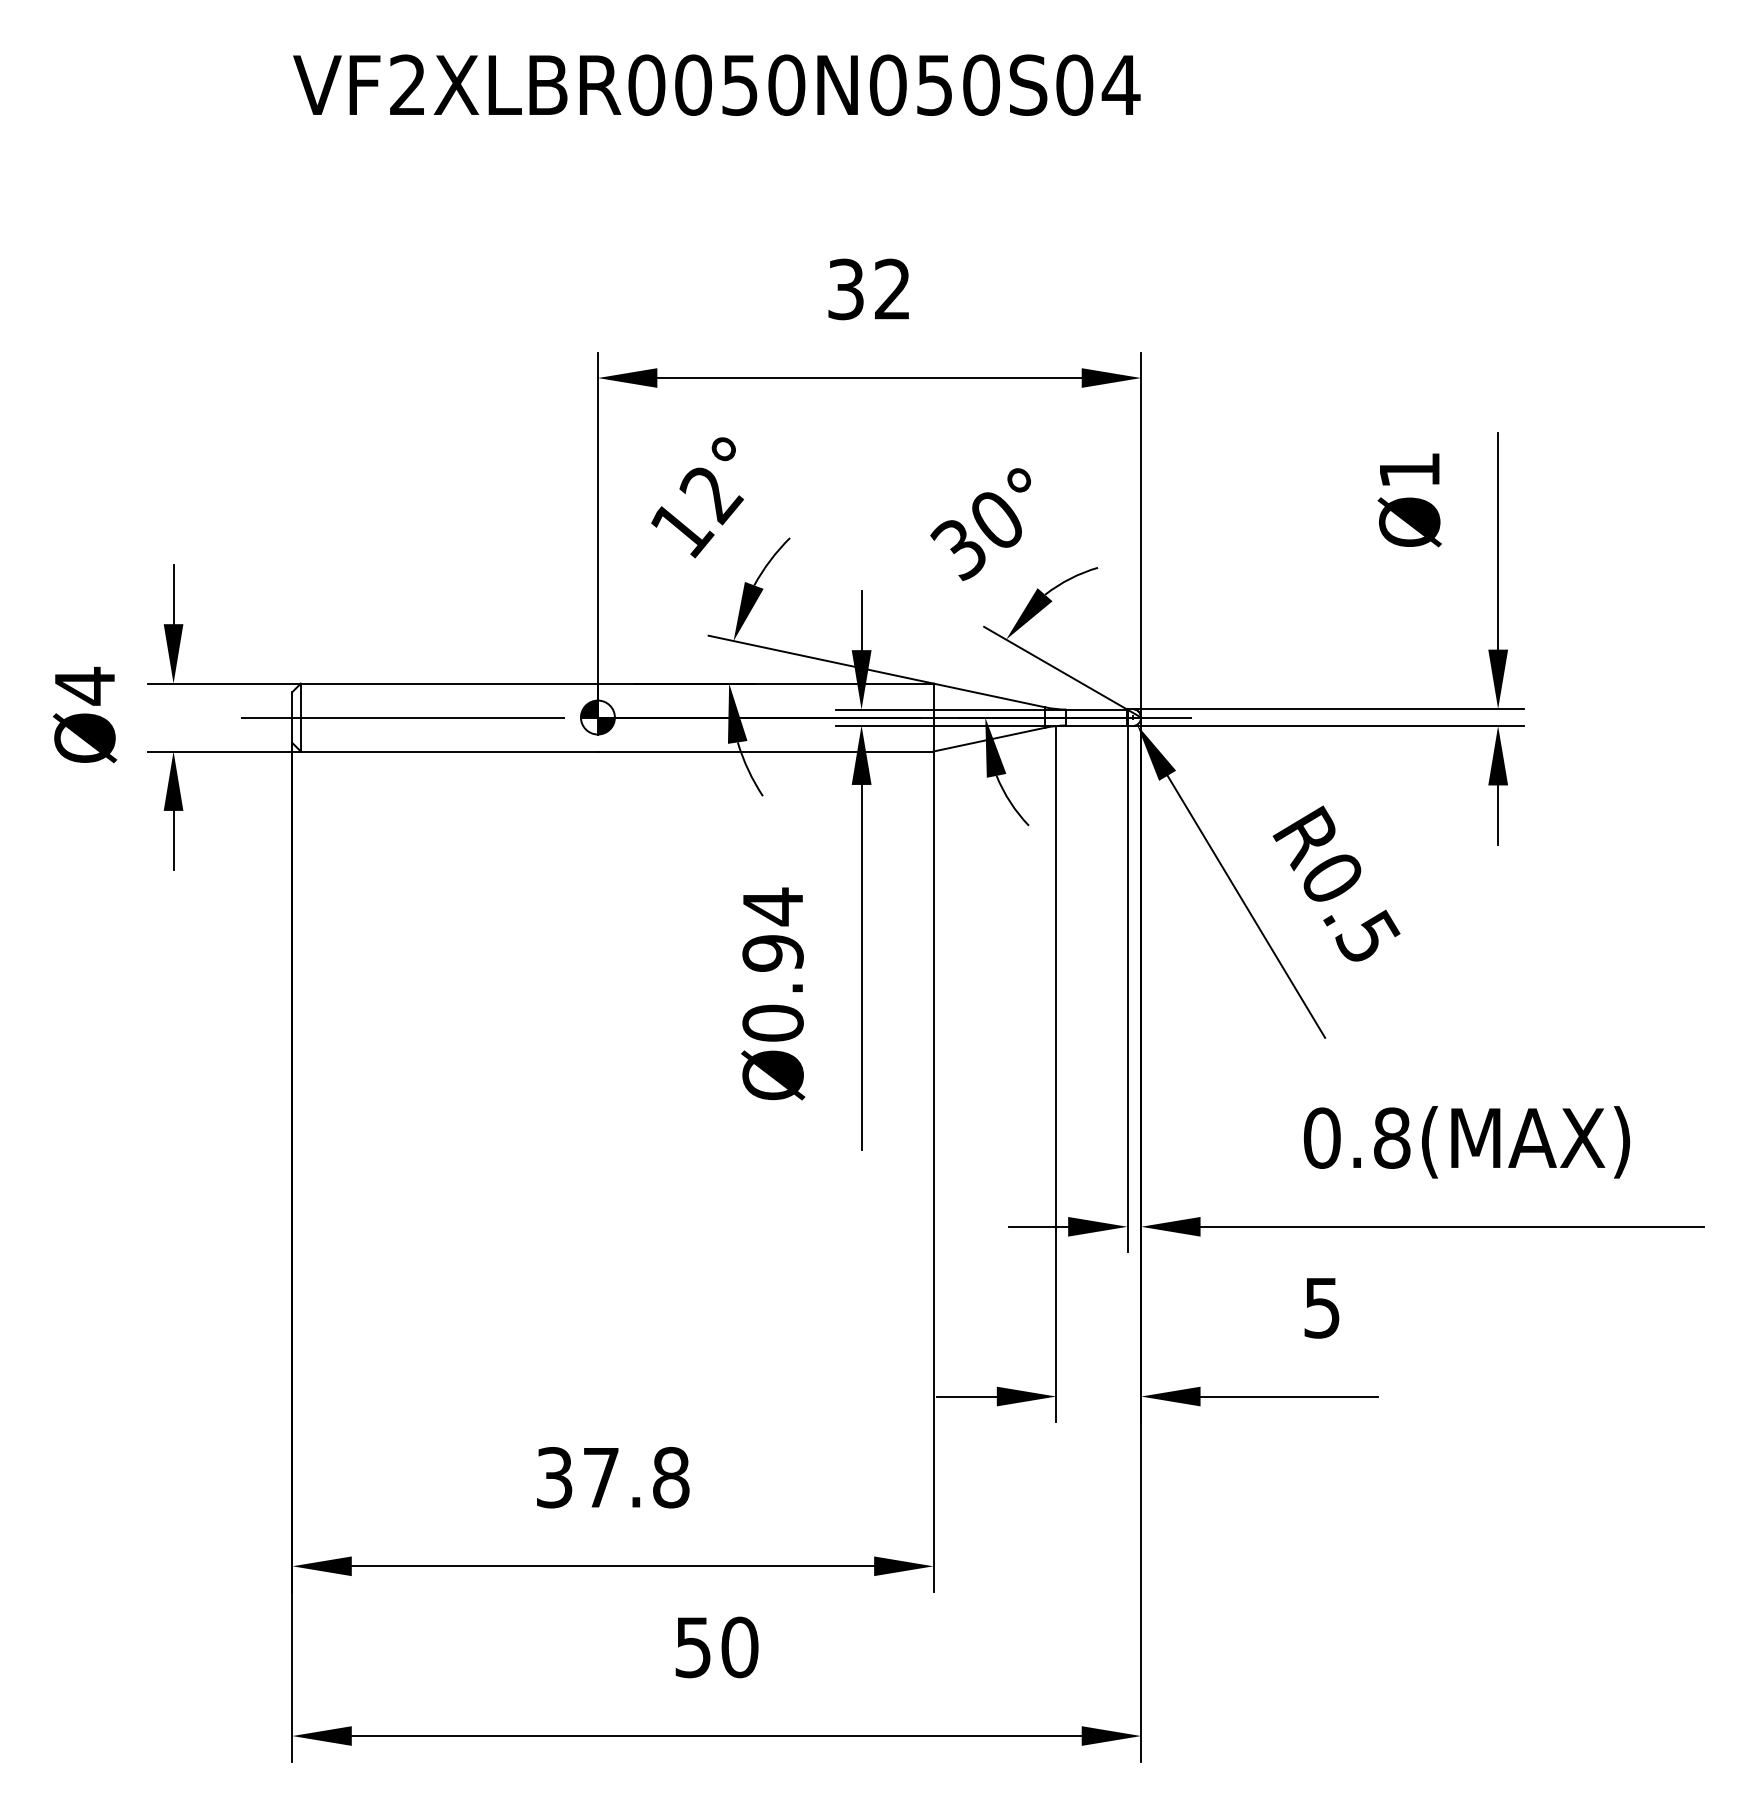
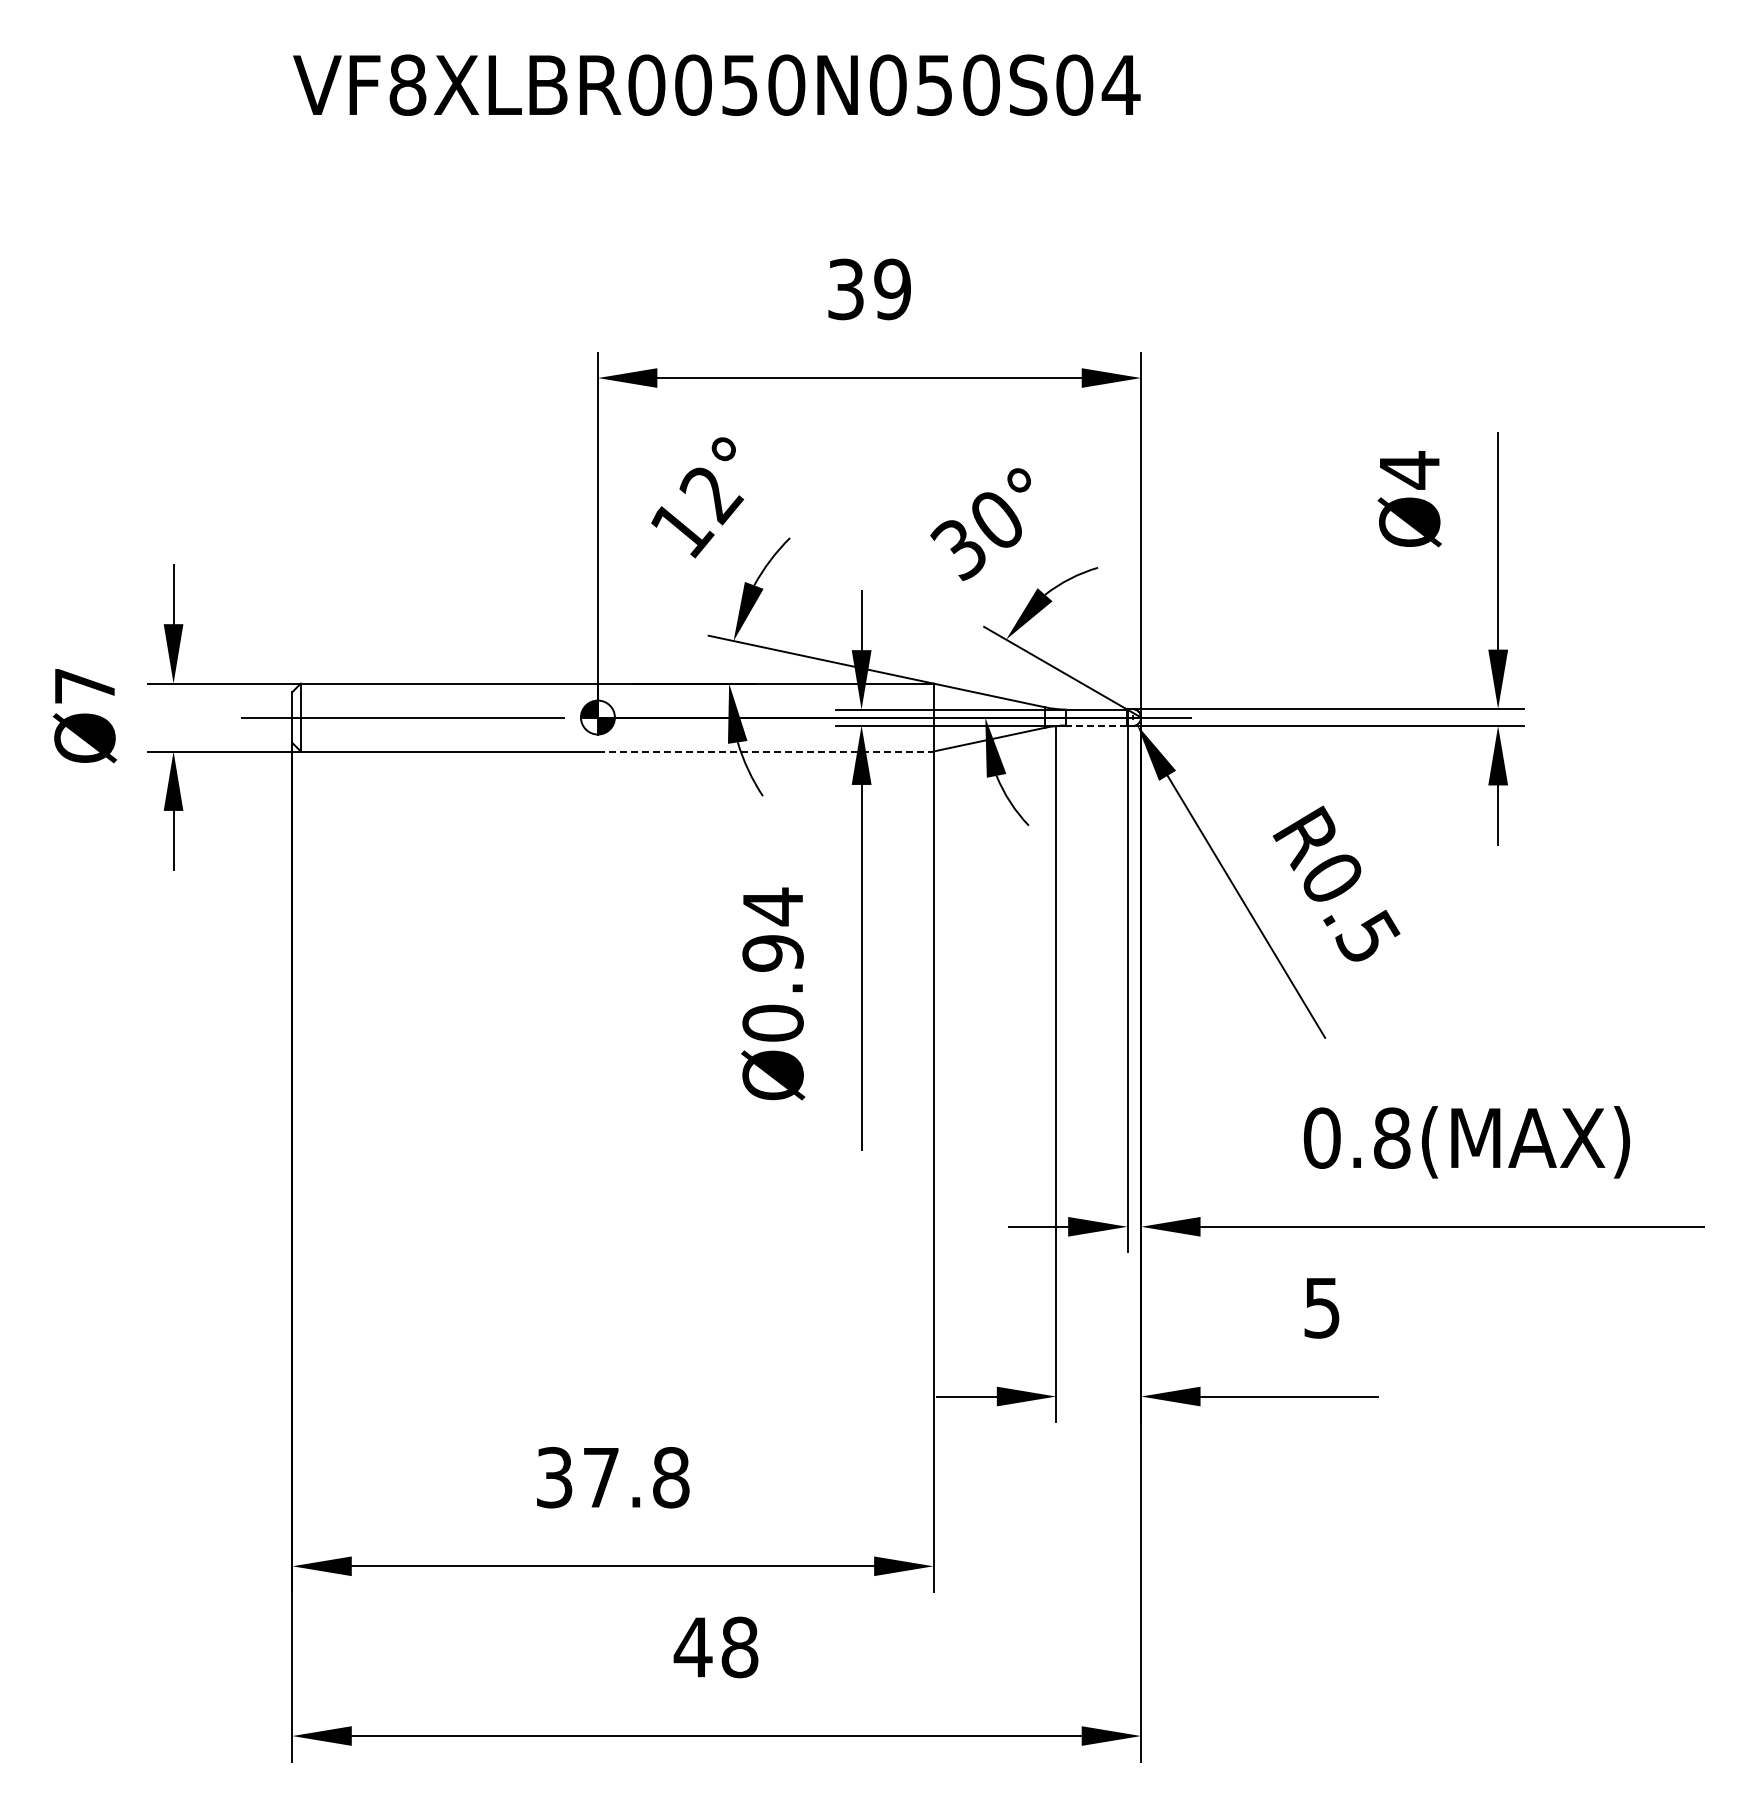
text: VF2XLBR0050N050S04 -> VF8XLBR0050N050S04 (407, 84)
text: 32 -> 39 (892, 289)
text: Ø1 -> Ø4 (1409, 470)
text: Ø4 -> Ø7 (84, 685)
line: solid -> dashed (1096, 725)
line: solid -> dashed (765, 751)
text: 50 -> 48 (715, 1647)
